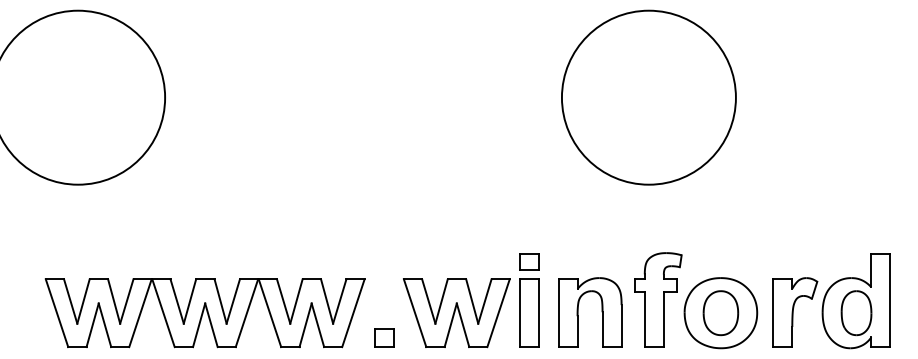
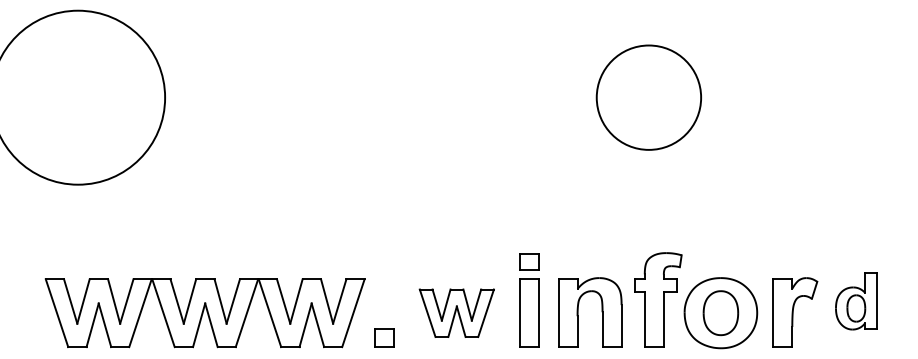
circle diameter: 174 px -> 104 px (648, 97)
part size: 70x97 px -> 43x59 px (856, 301)
part size: 108x71 px -> 77x50 px (456, 312)
